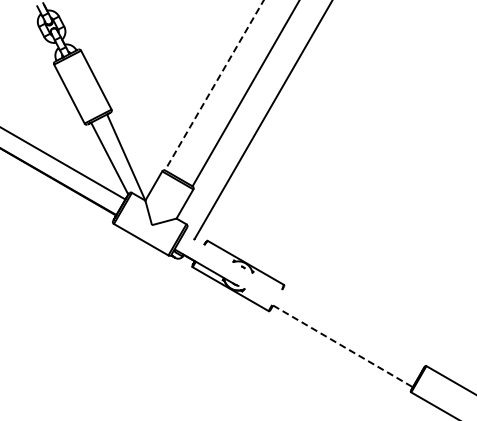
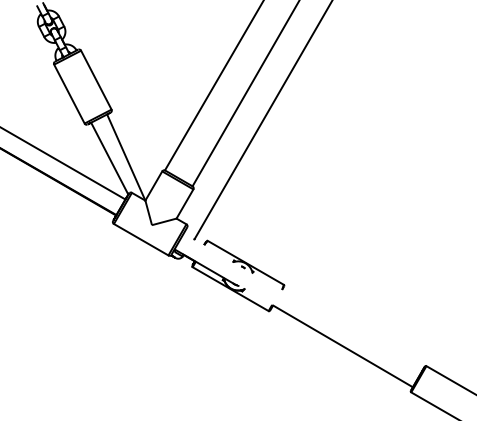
line: dashed -> solid (214, 85)
line: dashed -> solid (343, 346)
